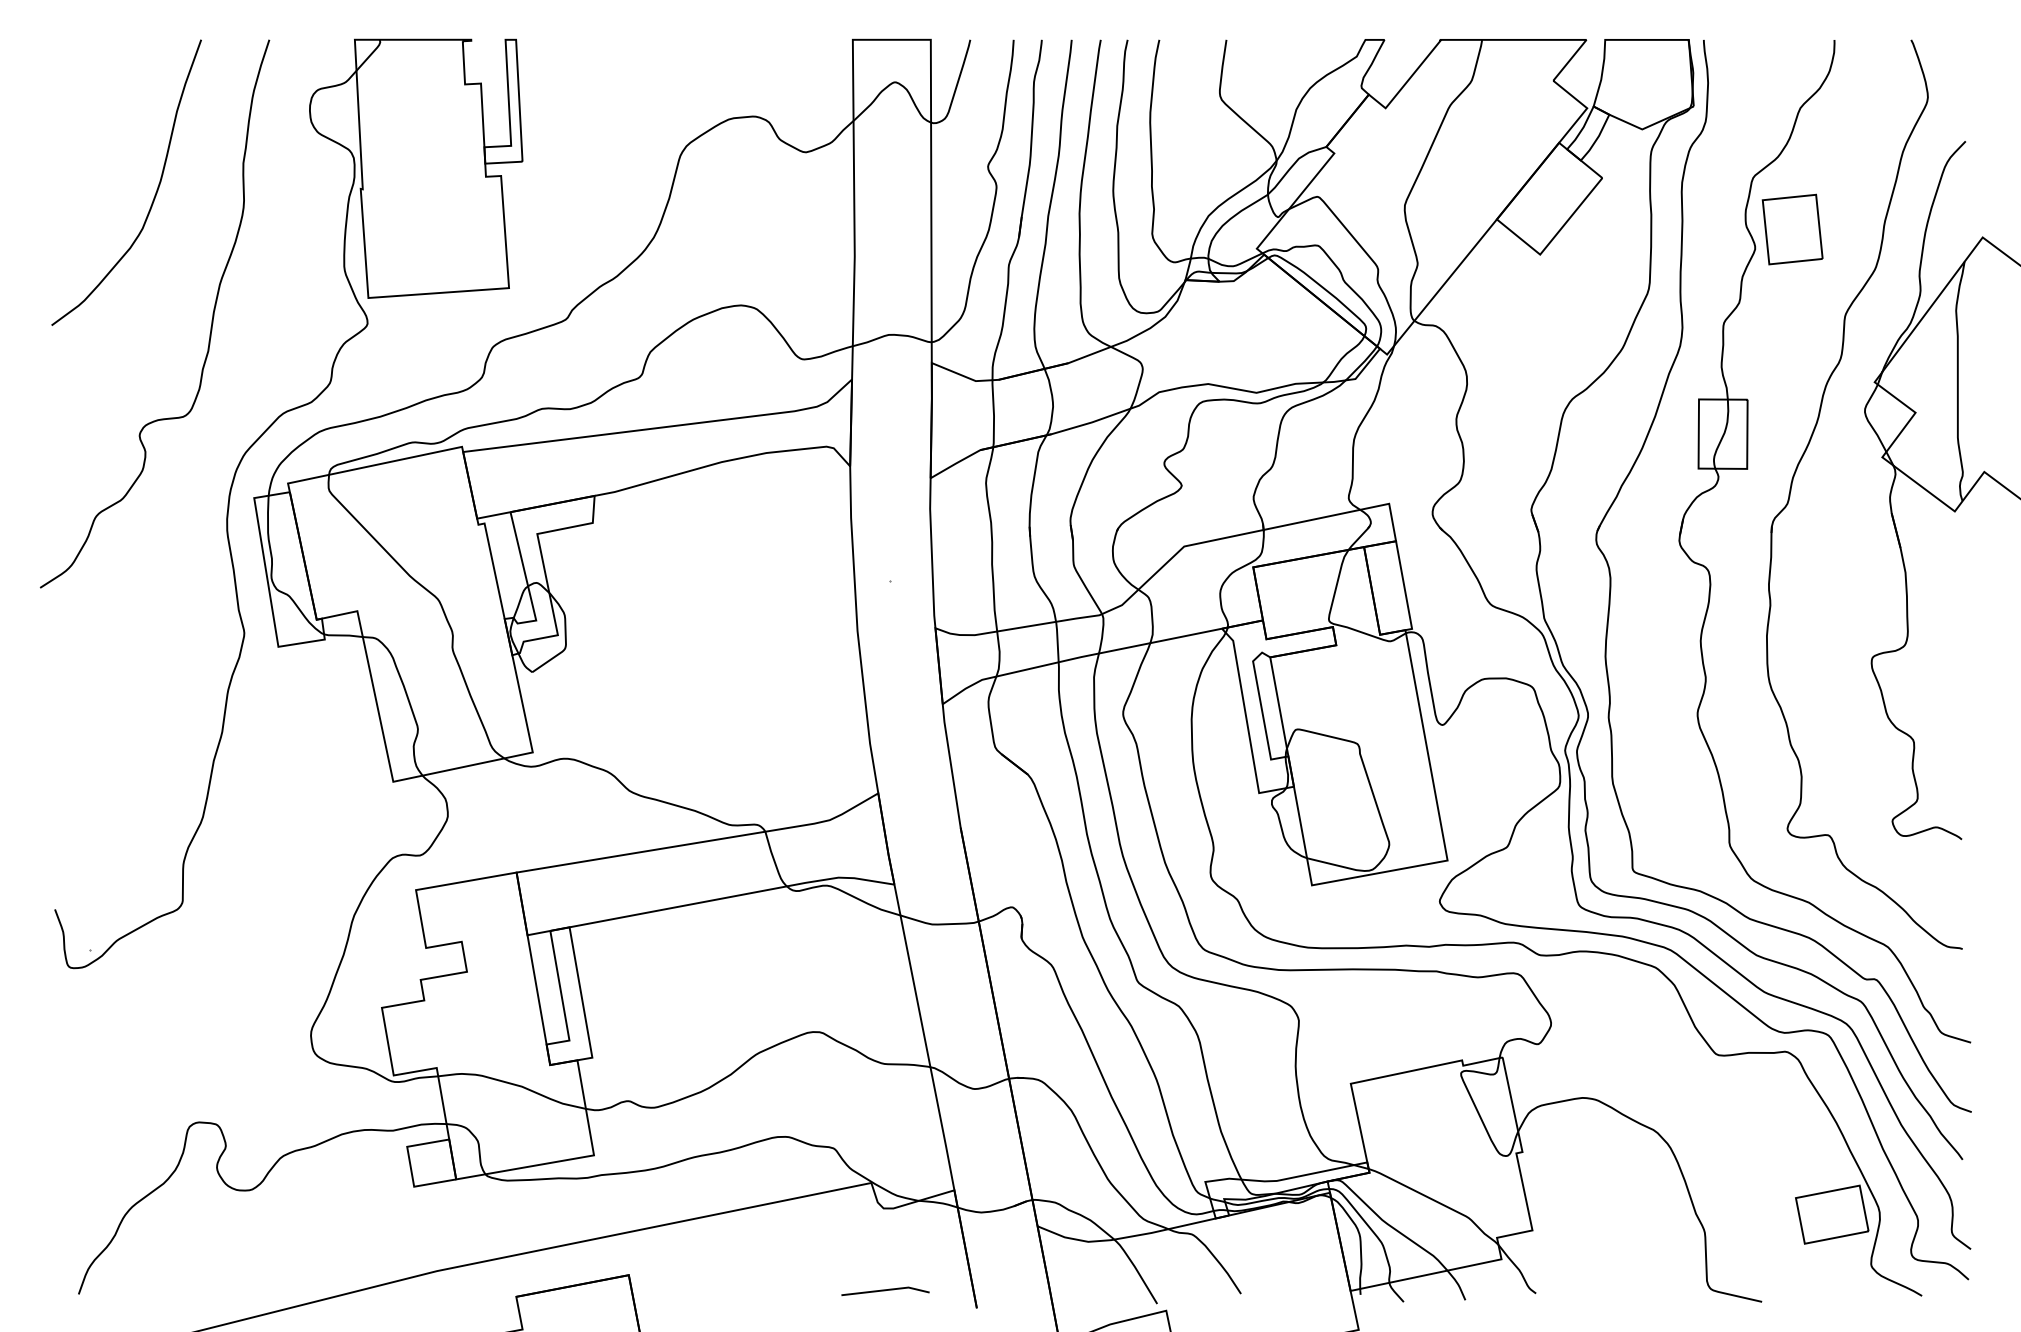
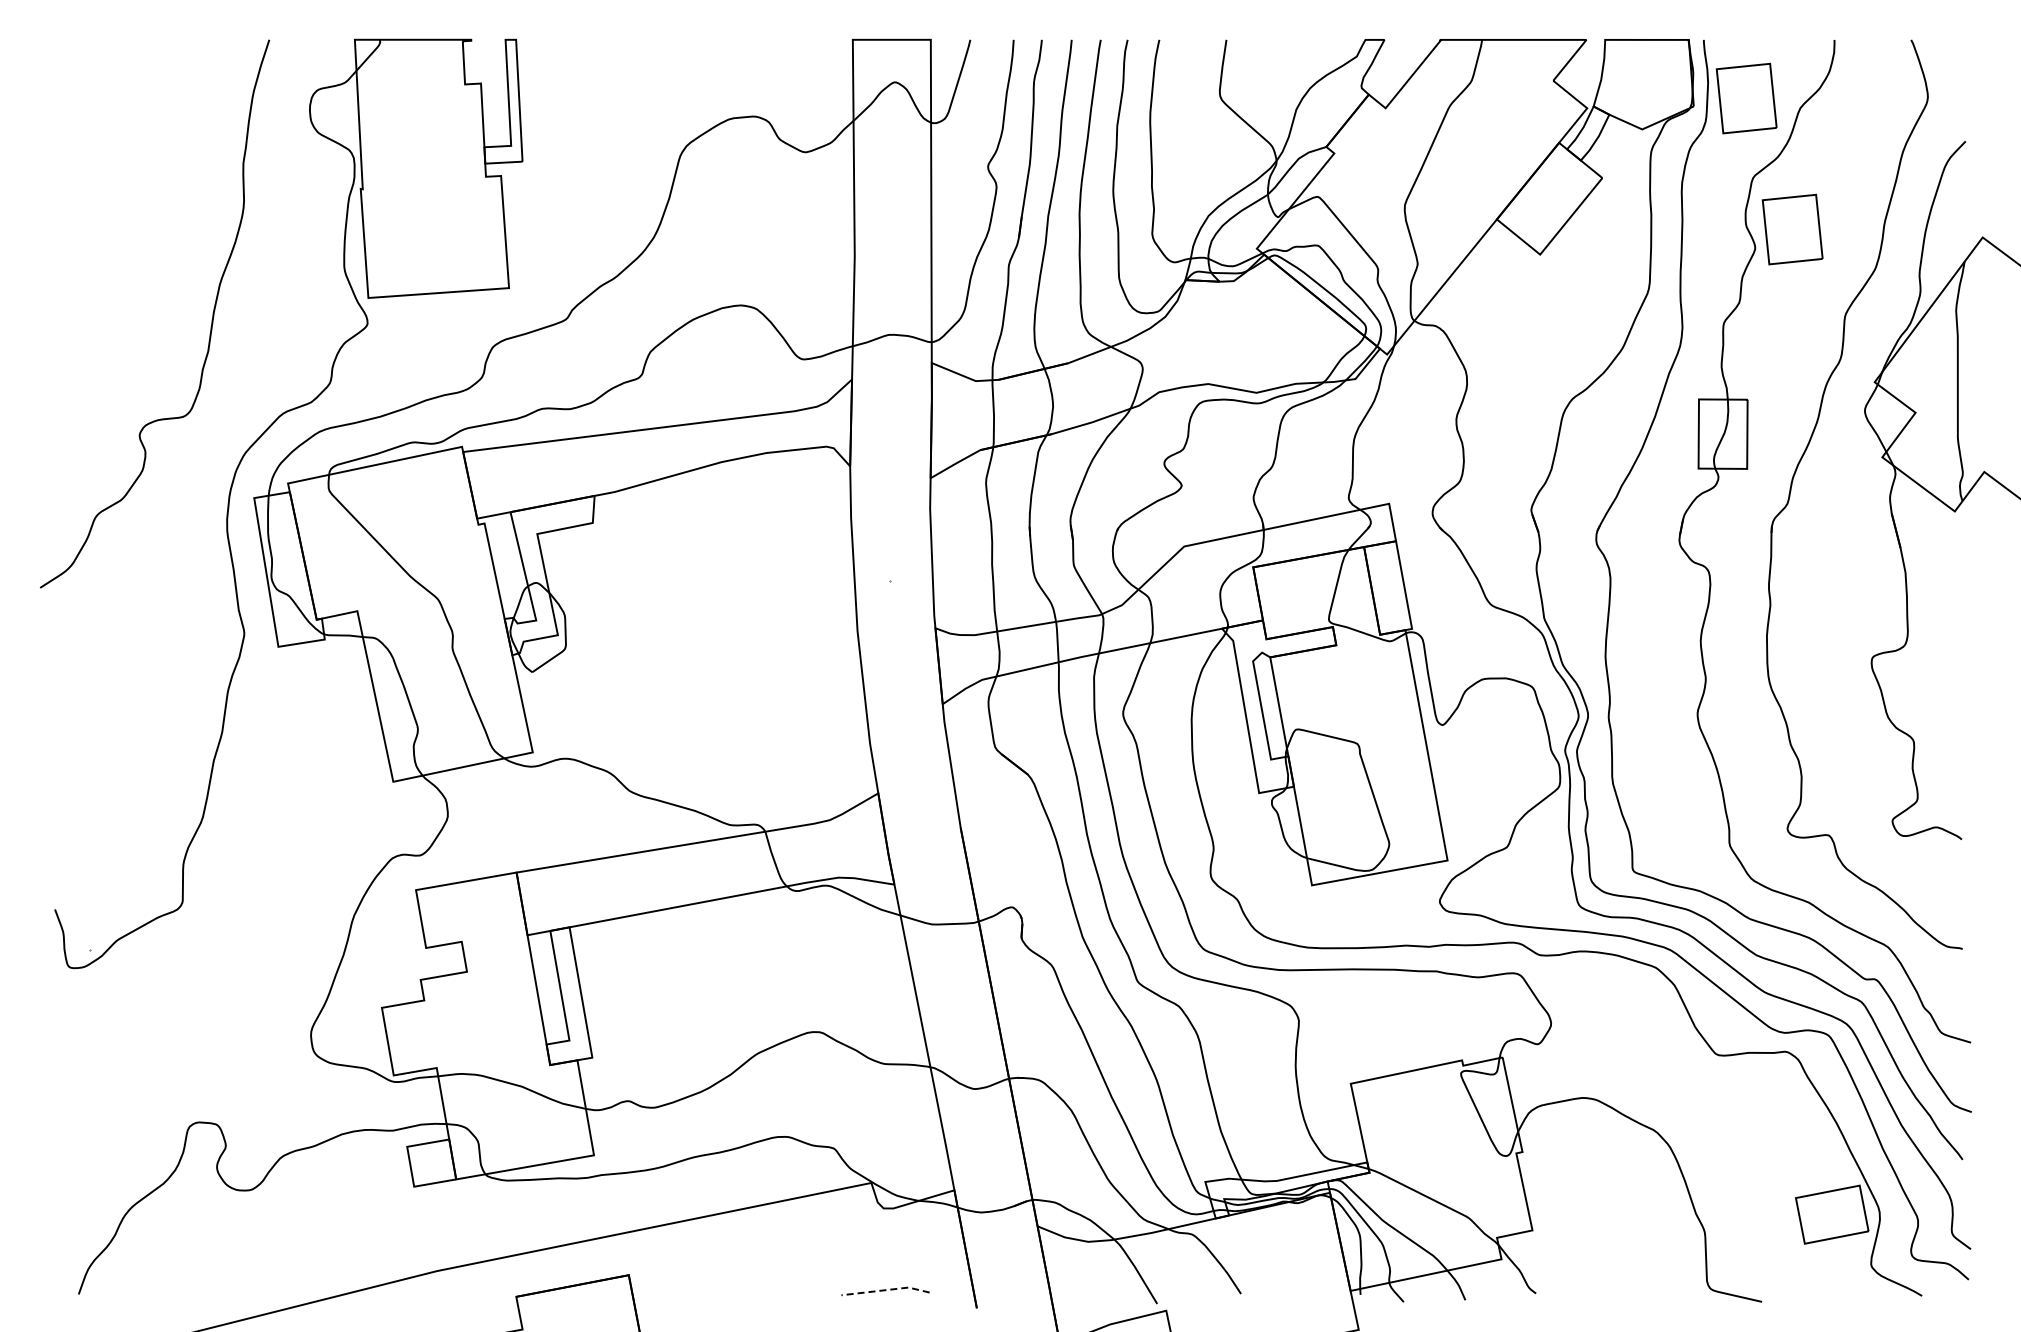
part: none -> present (1746, 98)
curve: present -> none (155, 192)
line: solid -> dashed (885, 1290)
